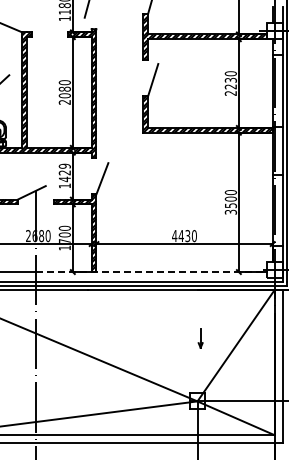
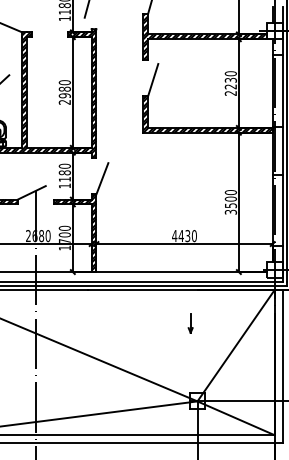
text: 2080 -> 2980 (64, 95)
text: 1429 -> 1180 (64, 172)
line: dashed -> solid (152, 272)
part position: (200, 338) -> (190, 323) (190, 323)
